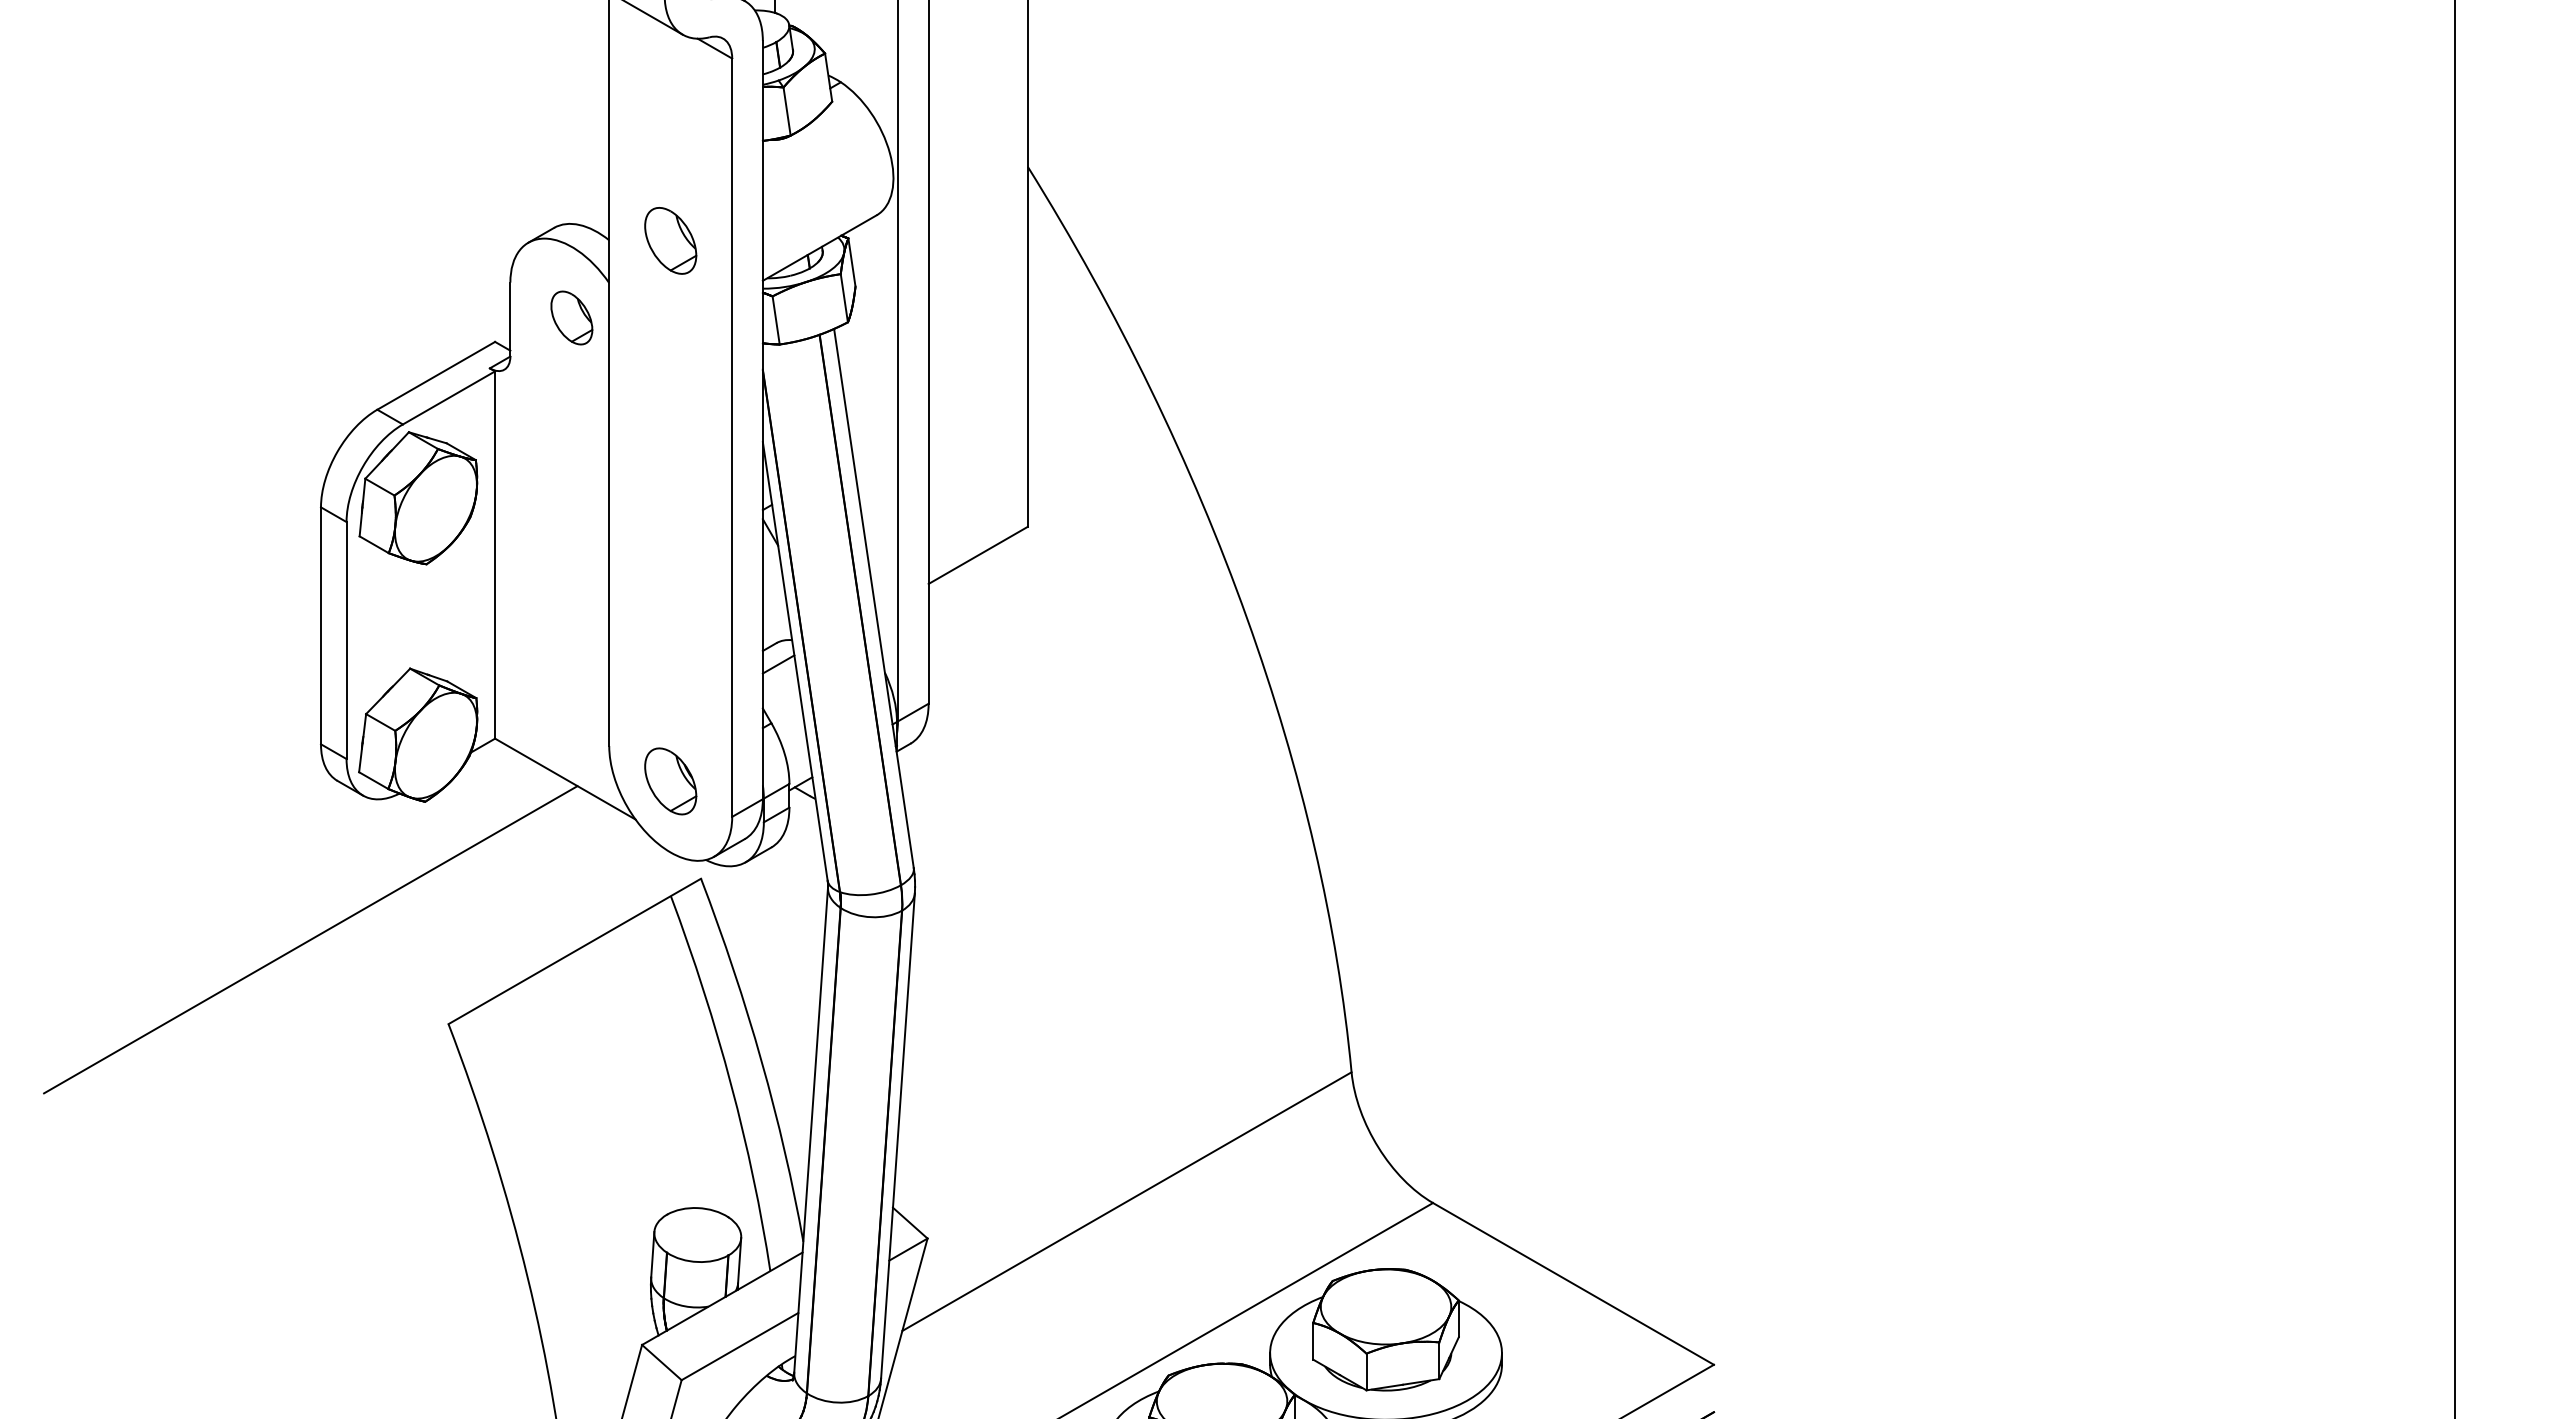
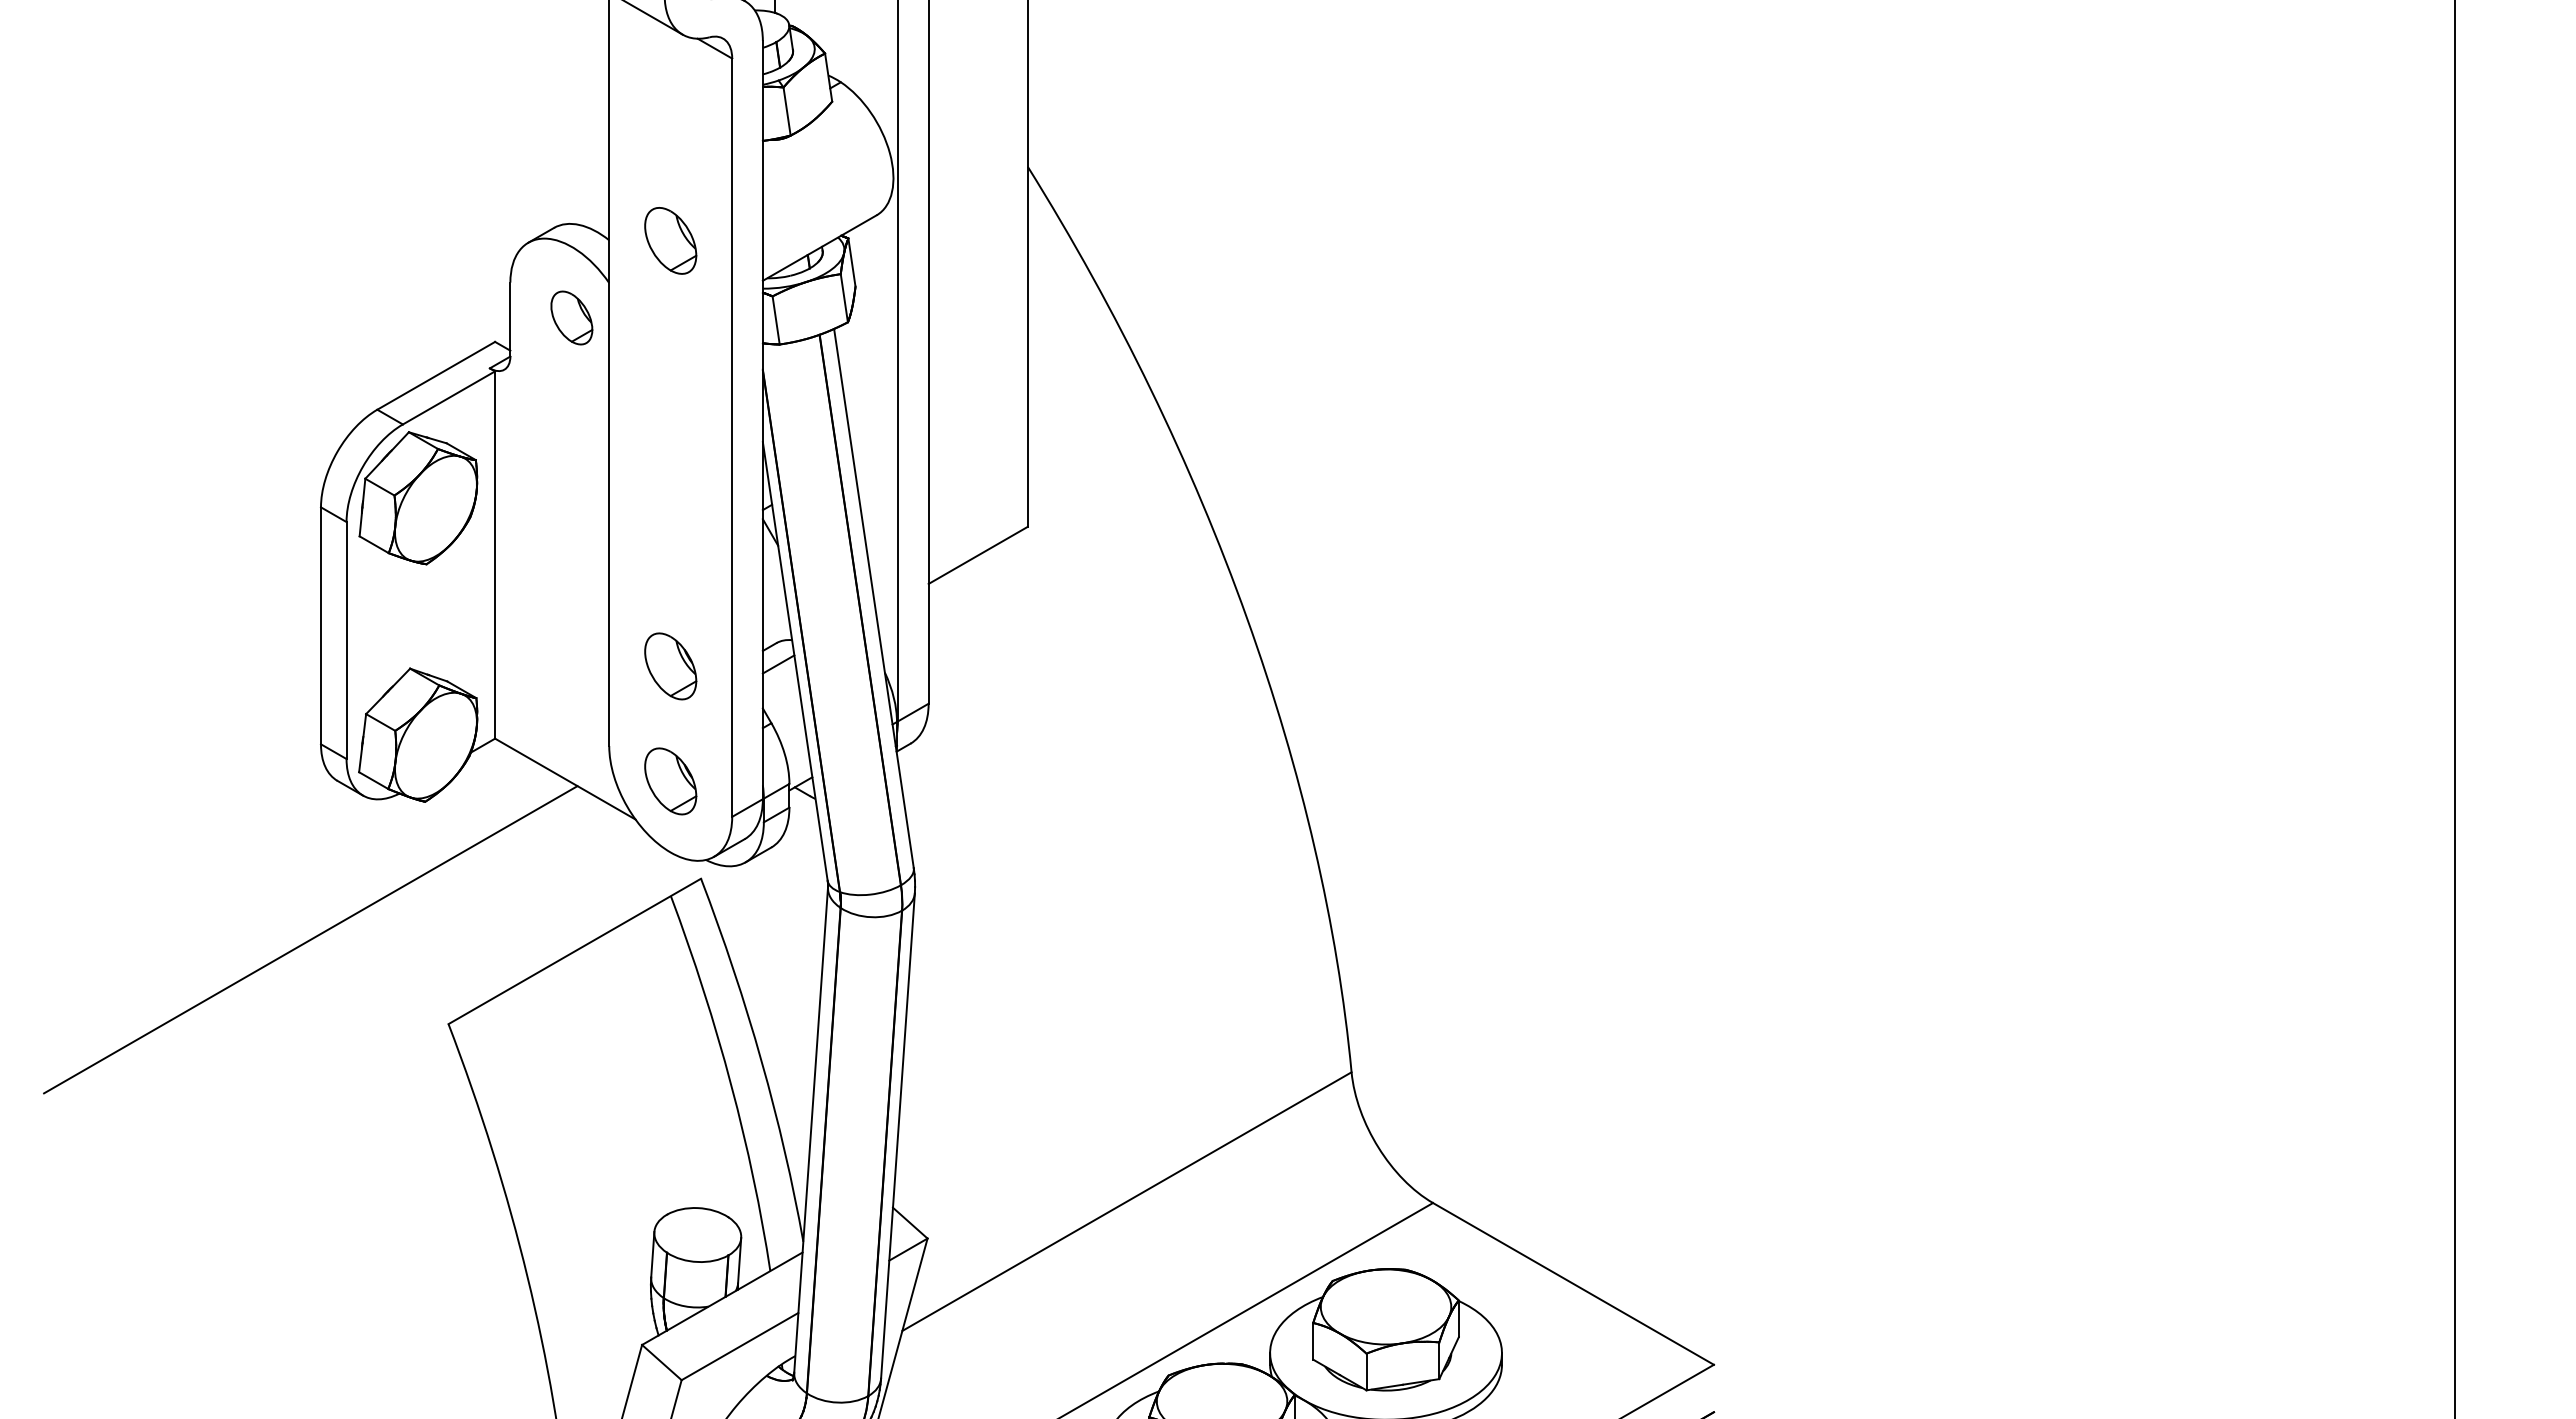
part: none -> present (670, 666)
